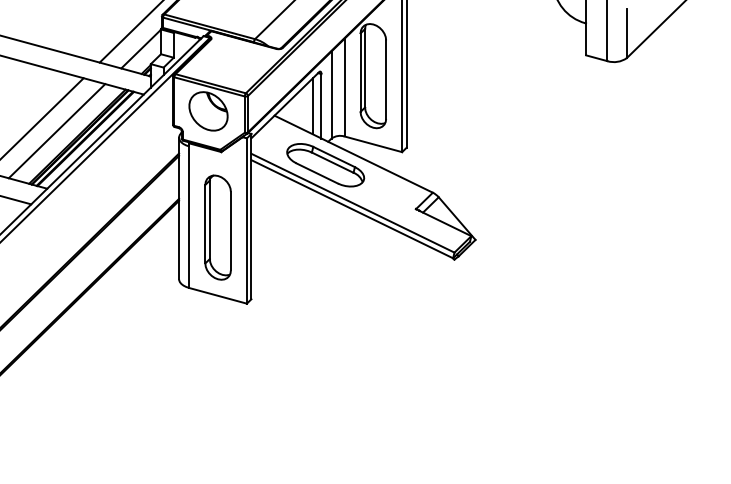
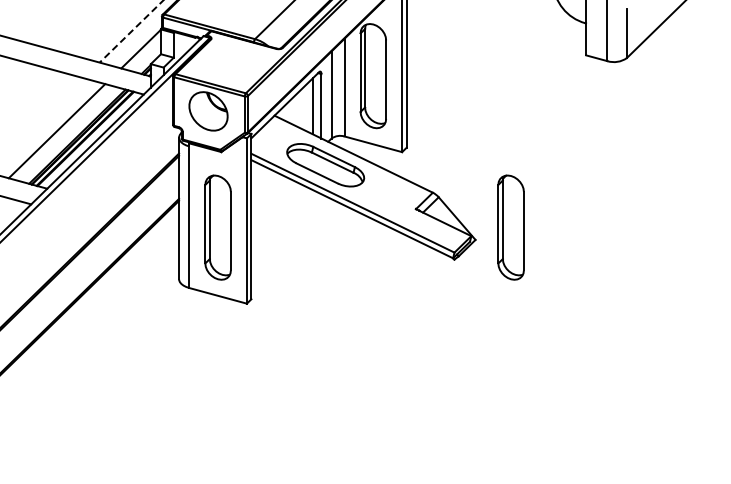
line: solid -> dashed (131, 31)
line: present -> none (42, 117)
part: none -> present (510, 227)
